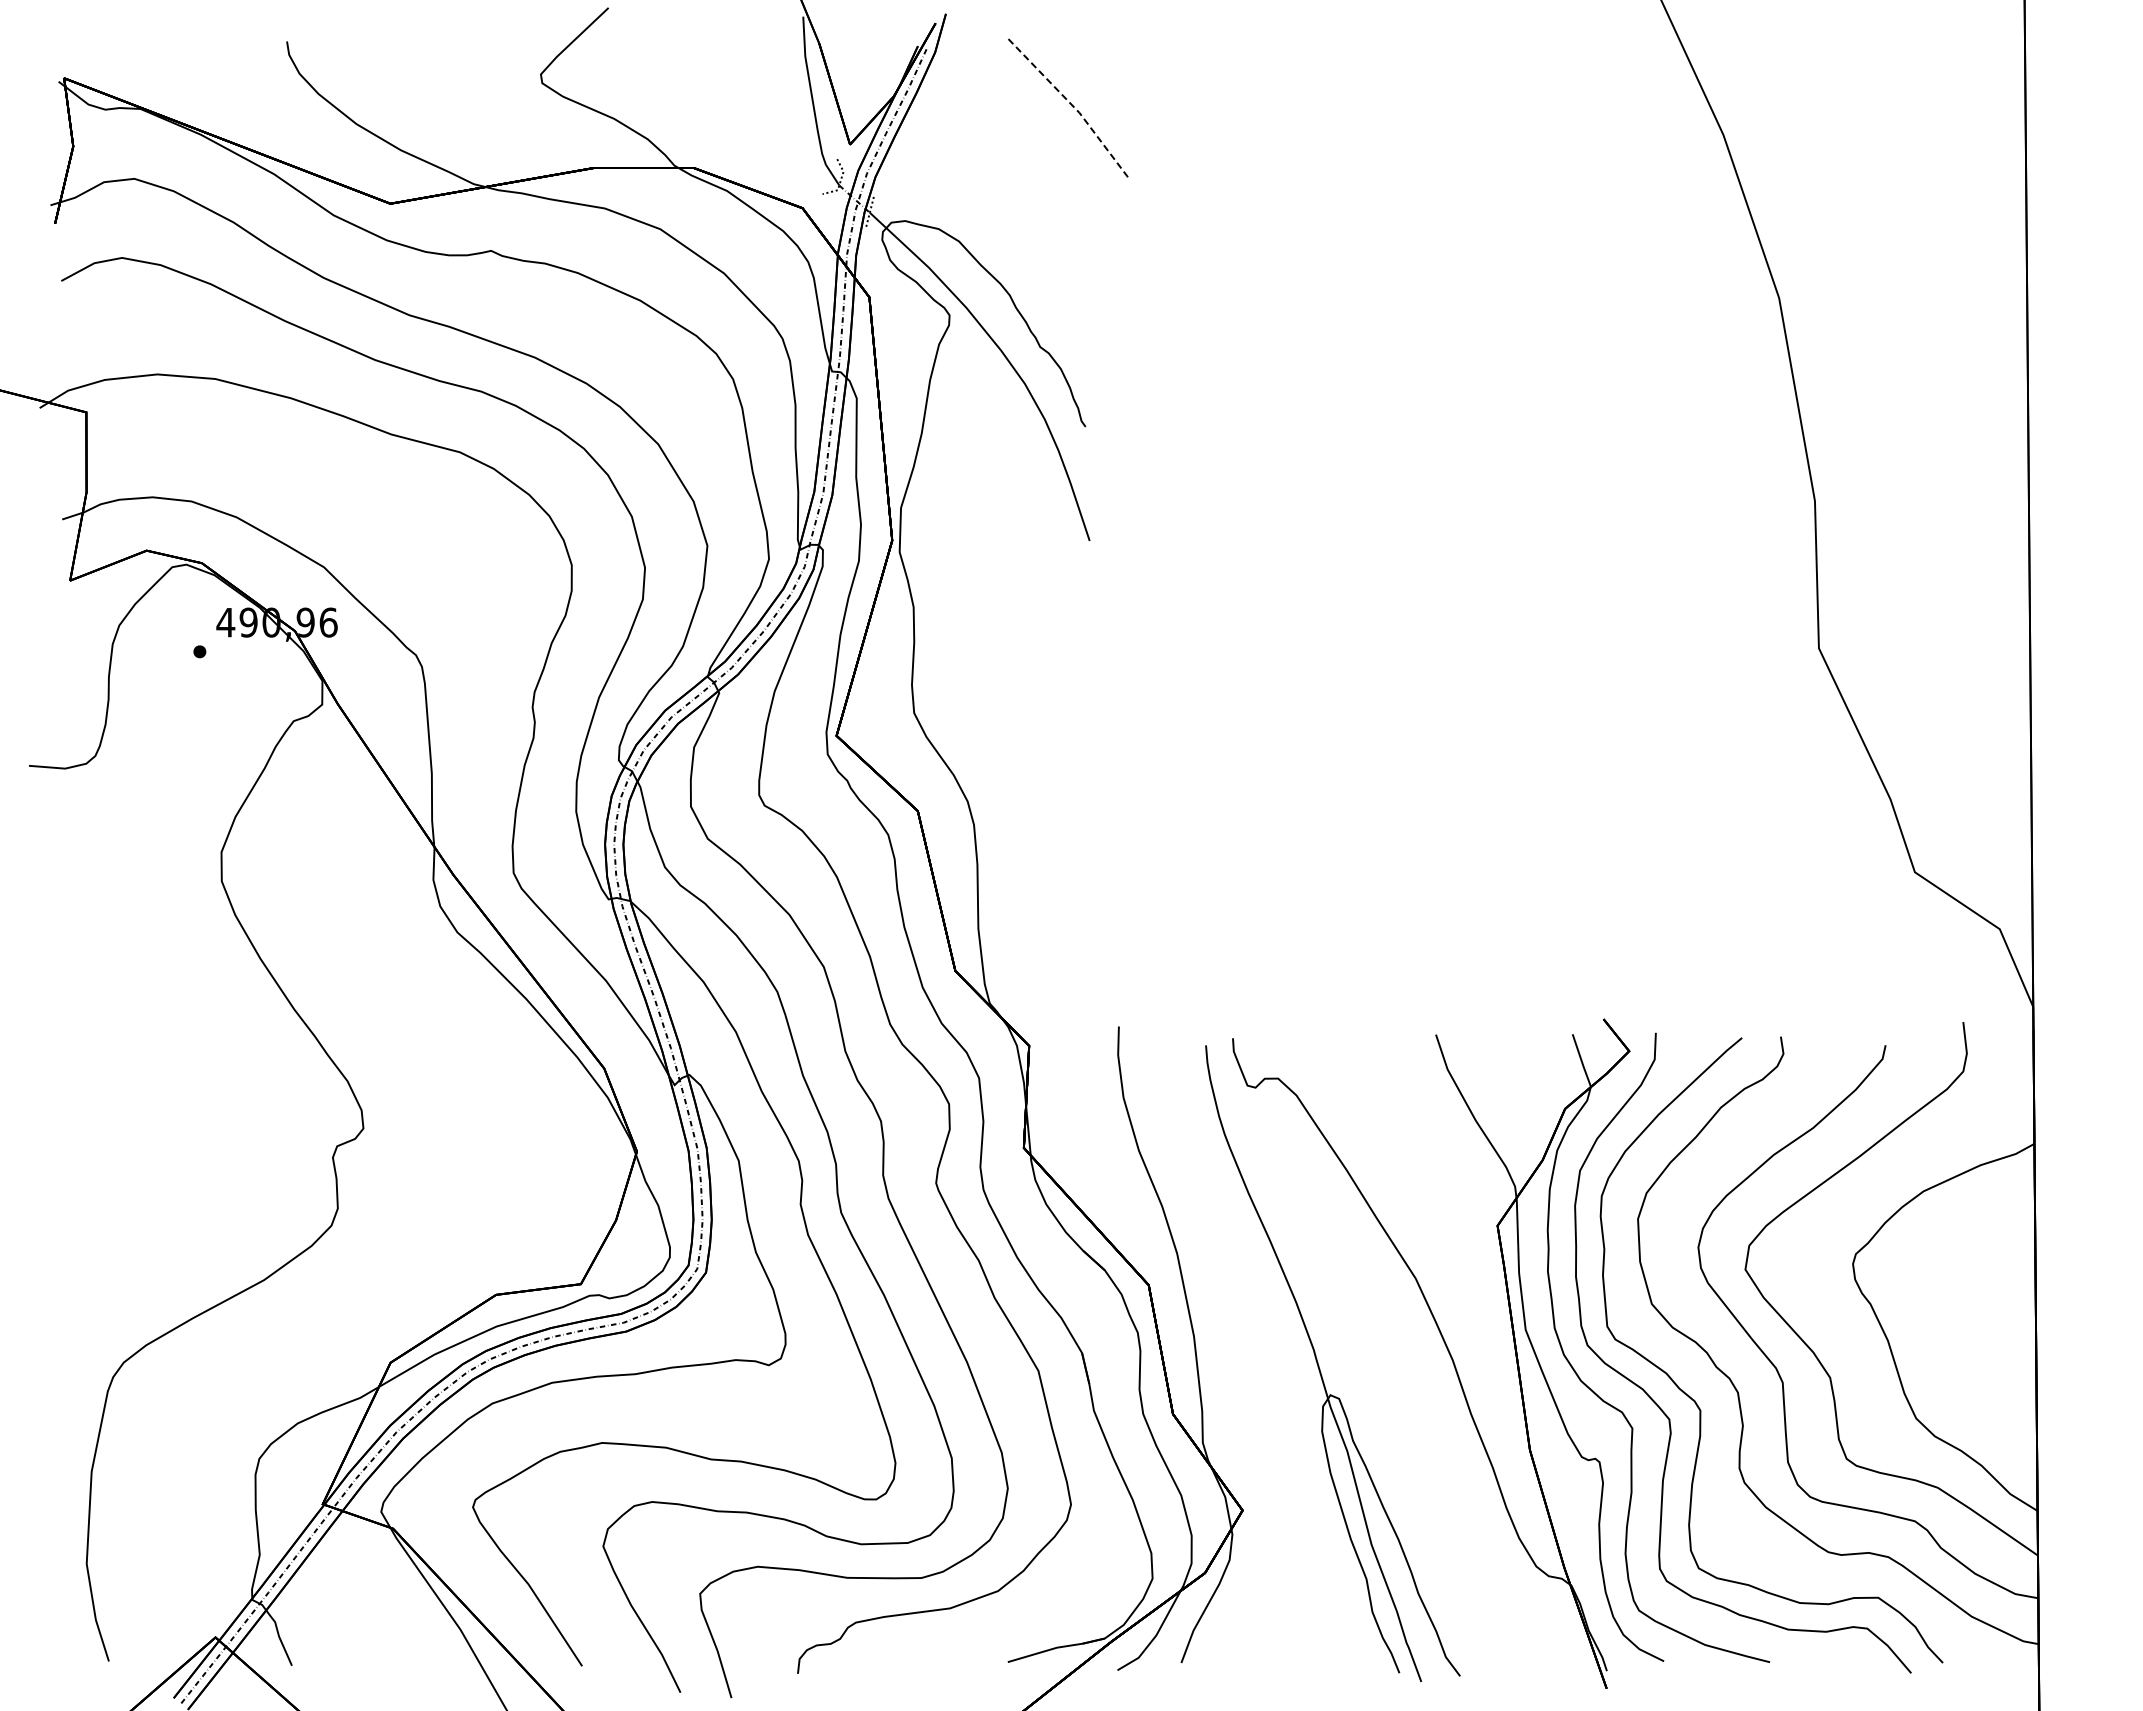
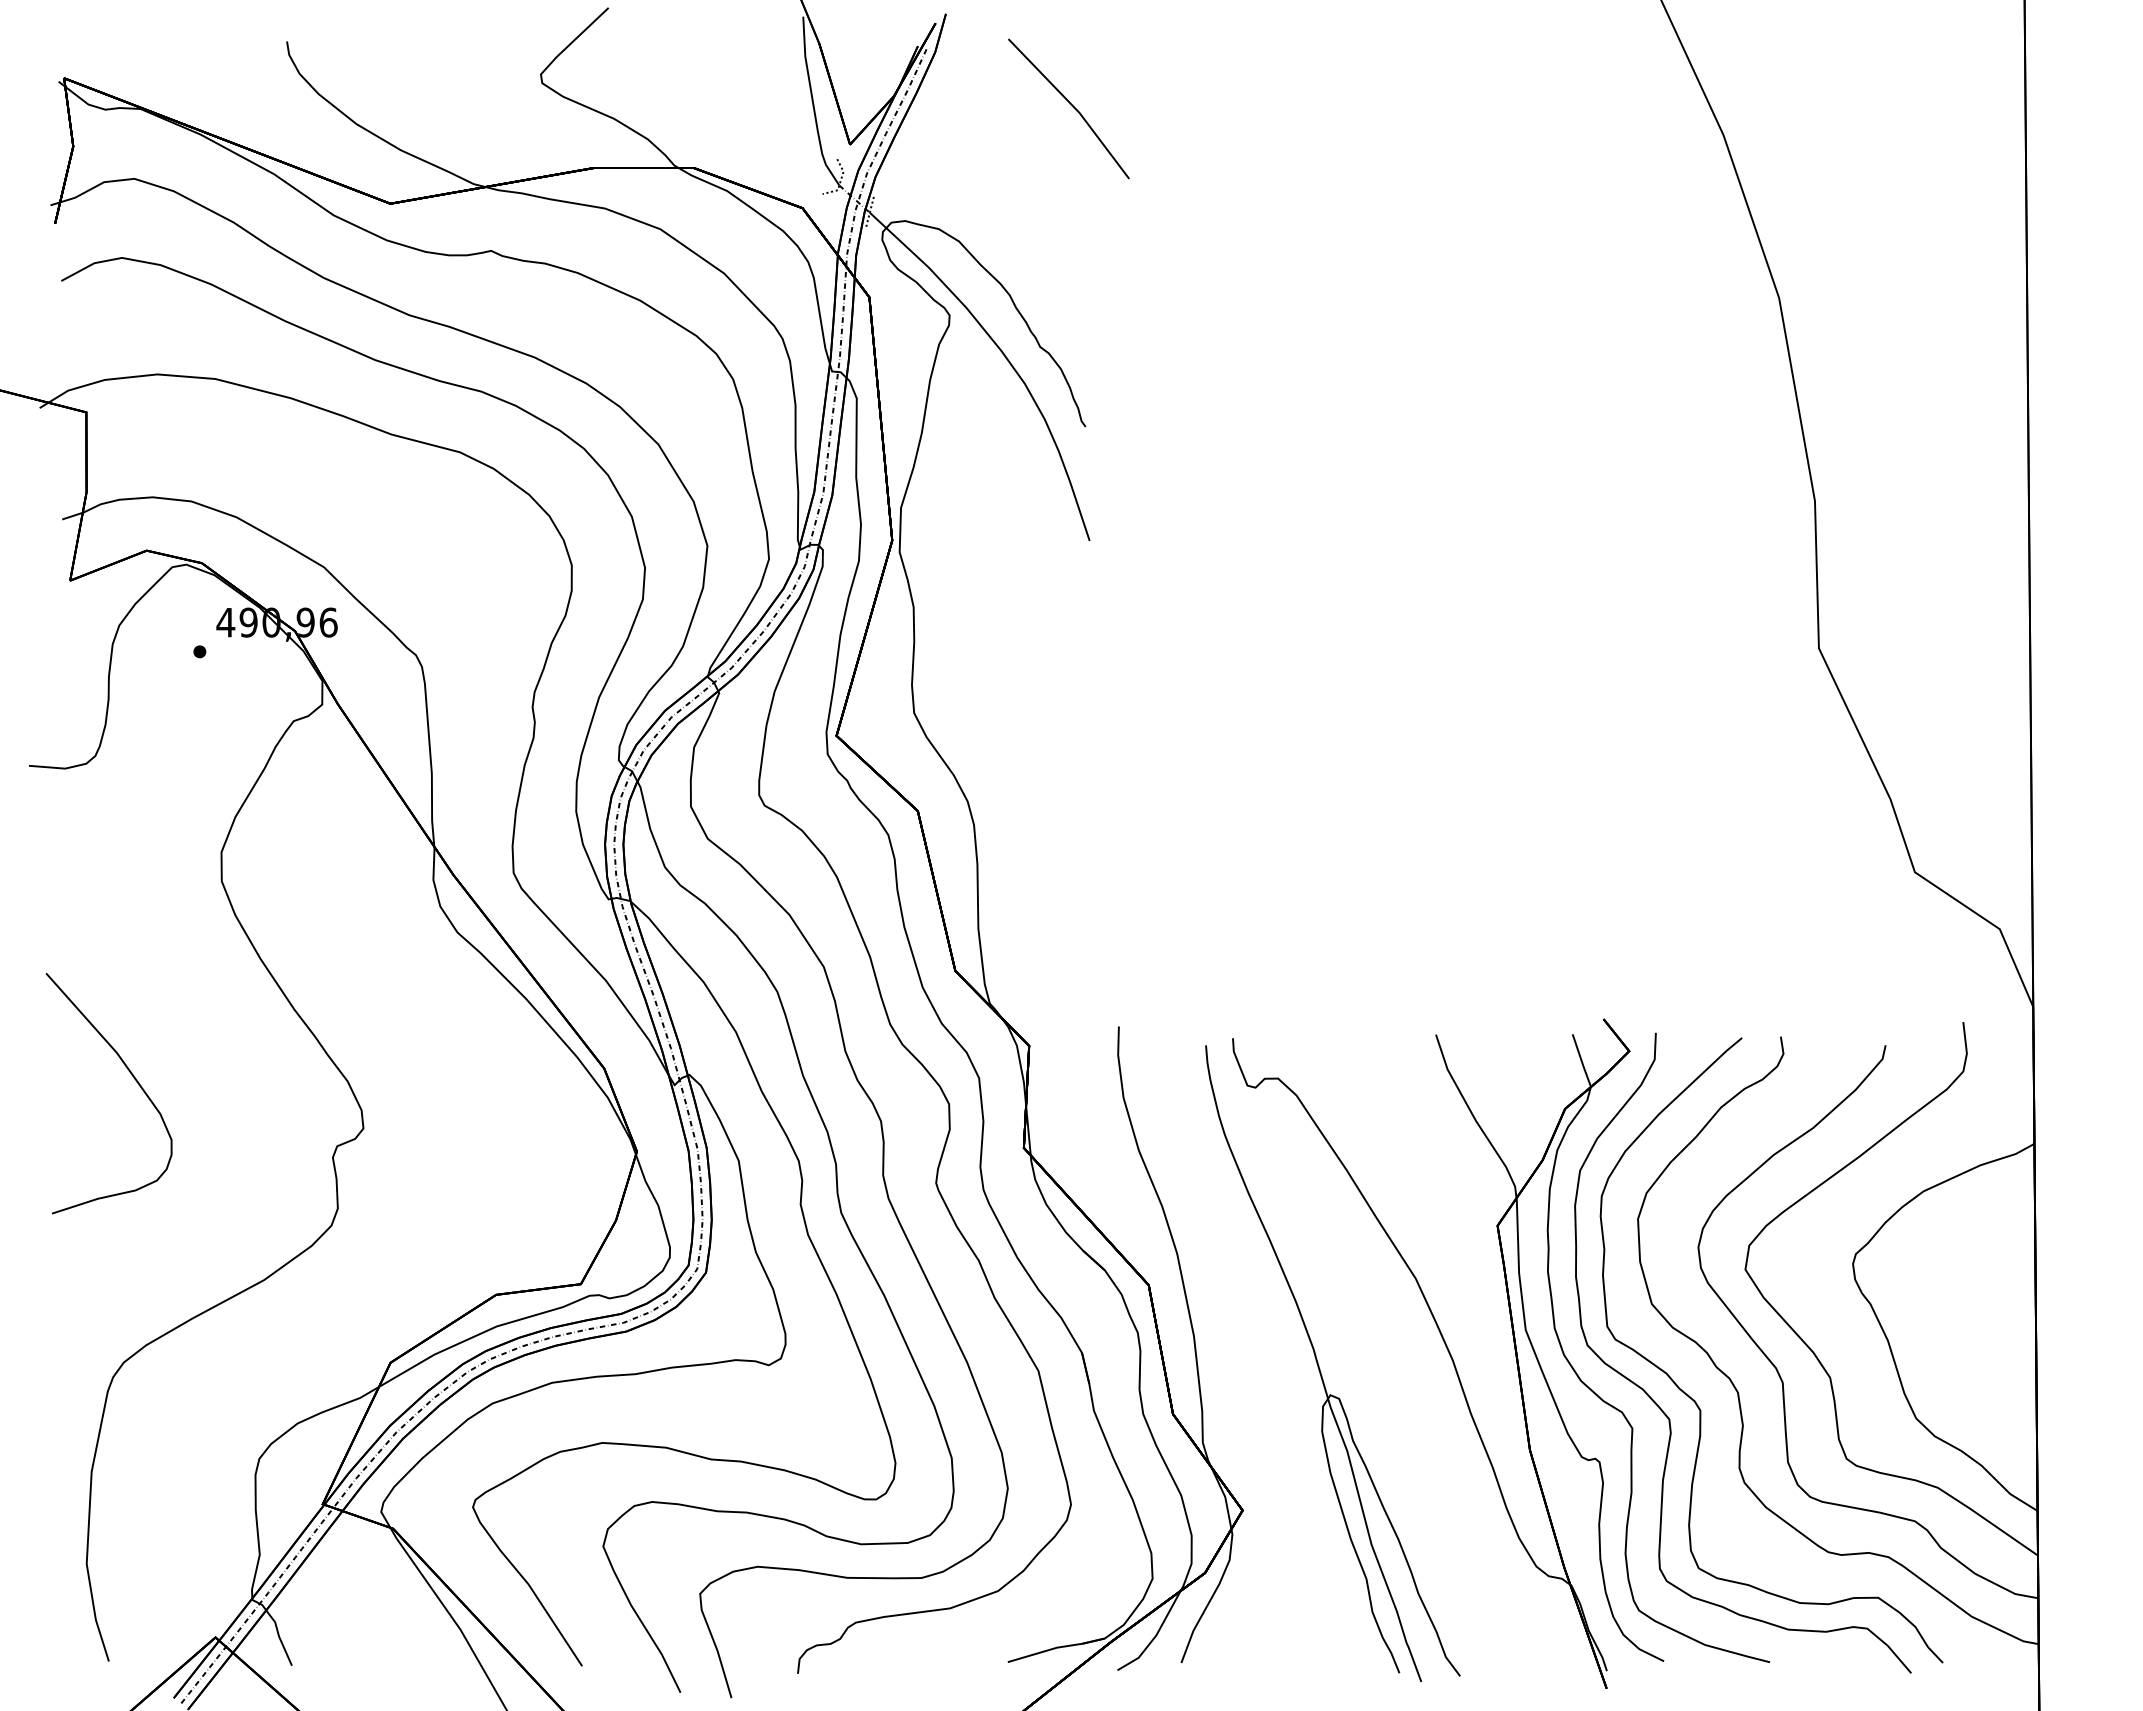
line: dashed -> solid (1073, 106)
curve: none -> present (133, 1078)
